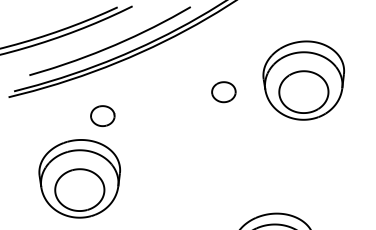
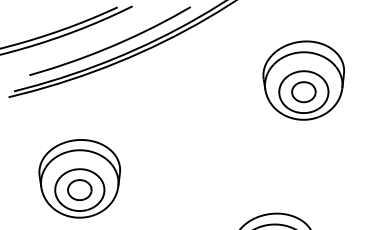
part position: (223, 92) -> (303, 92) (303, 92)
part position: (102, 115) -> (79, 189) (79, 189)
